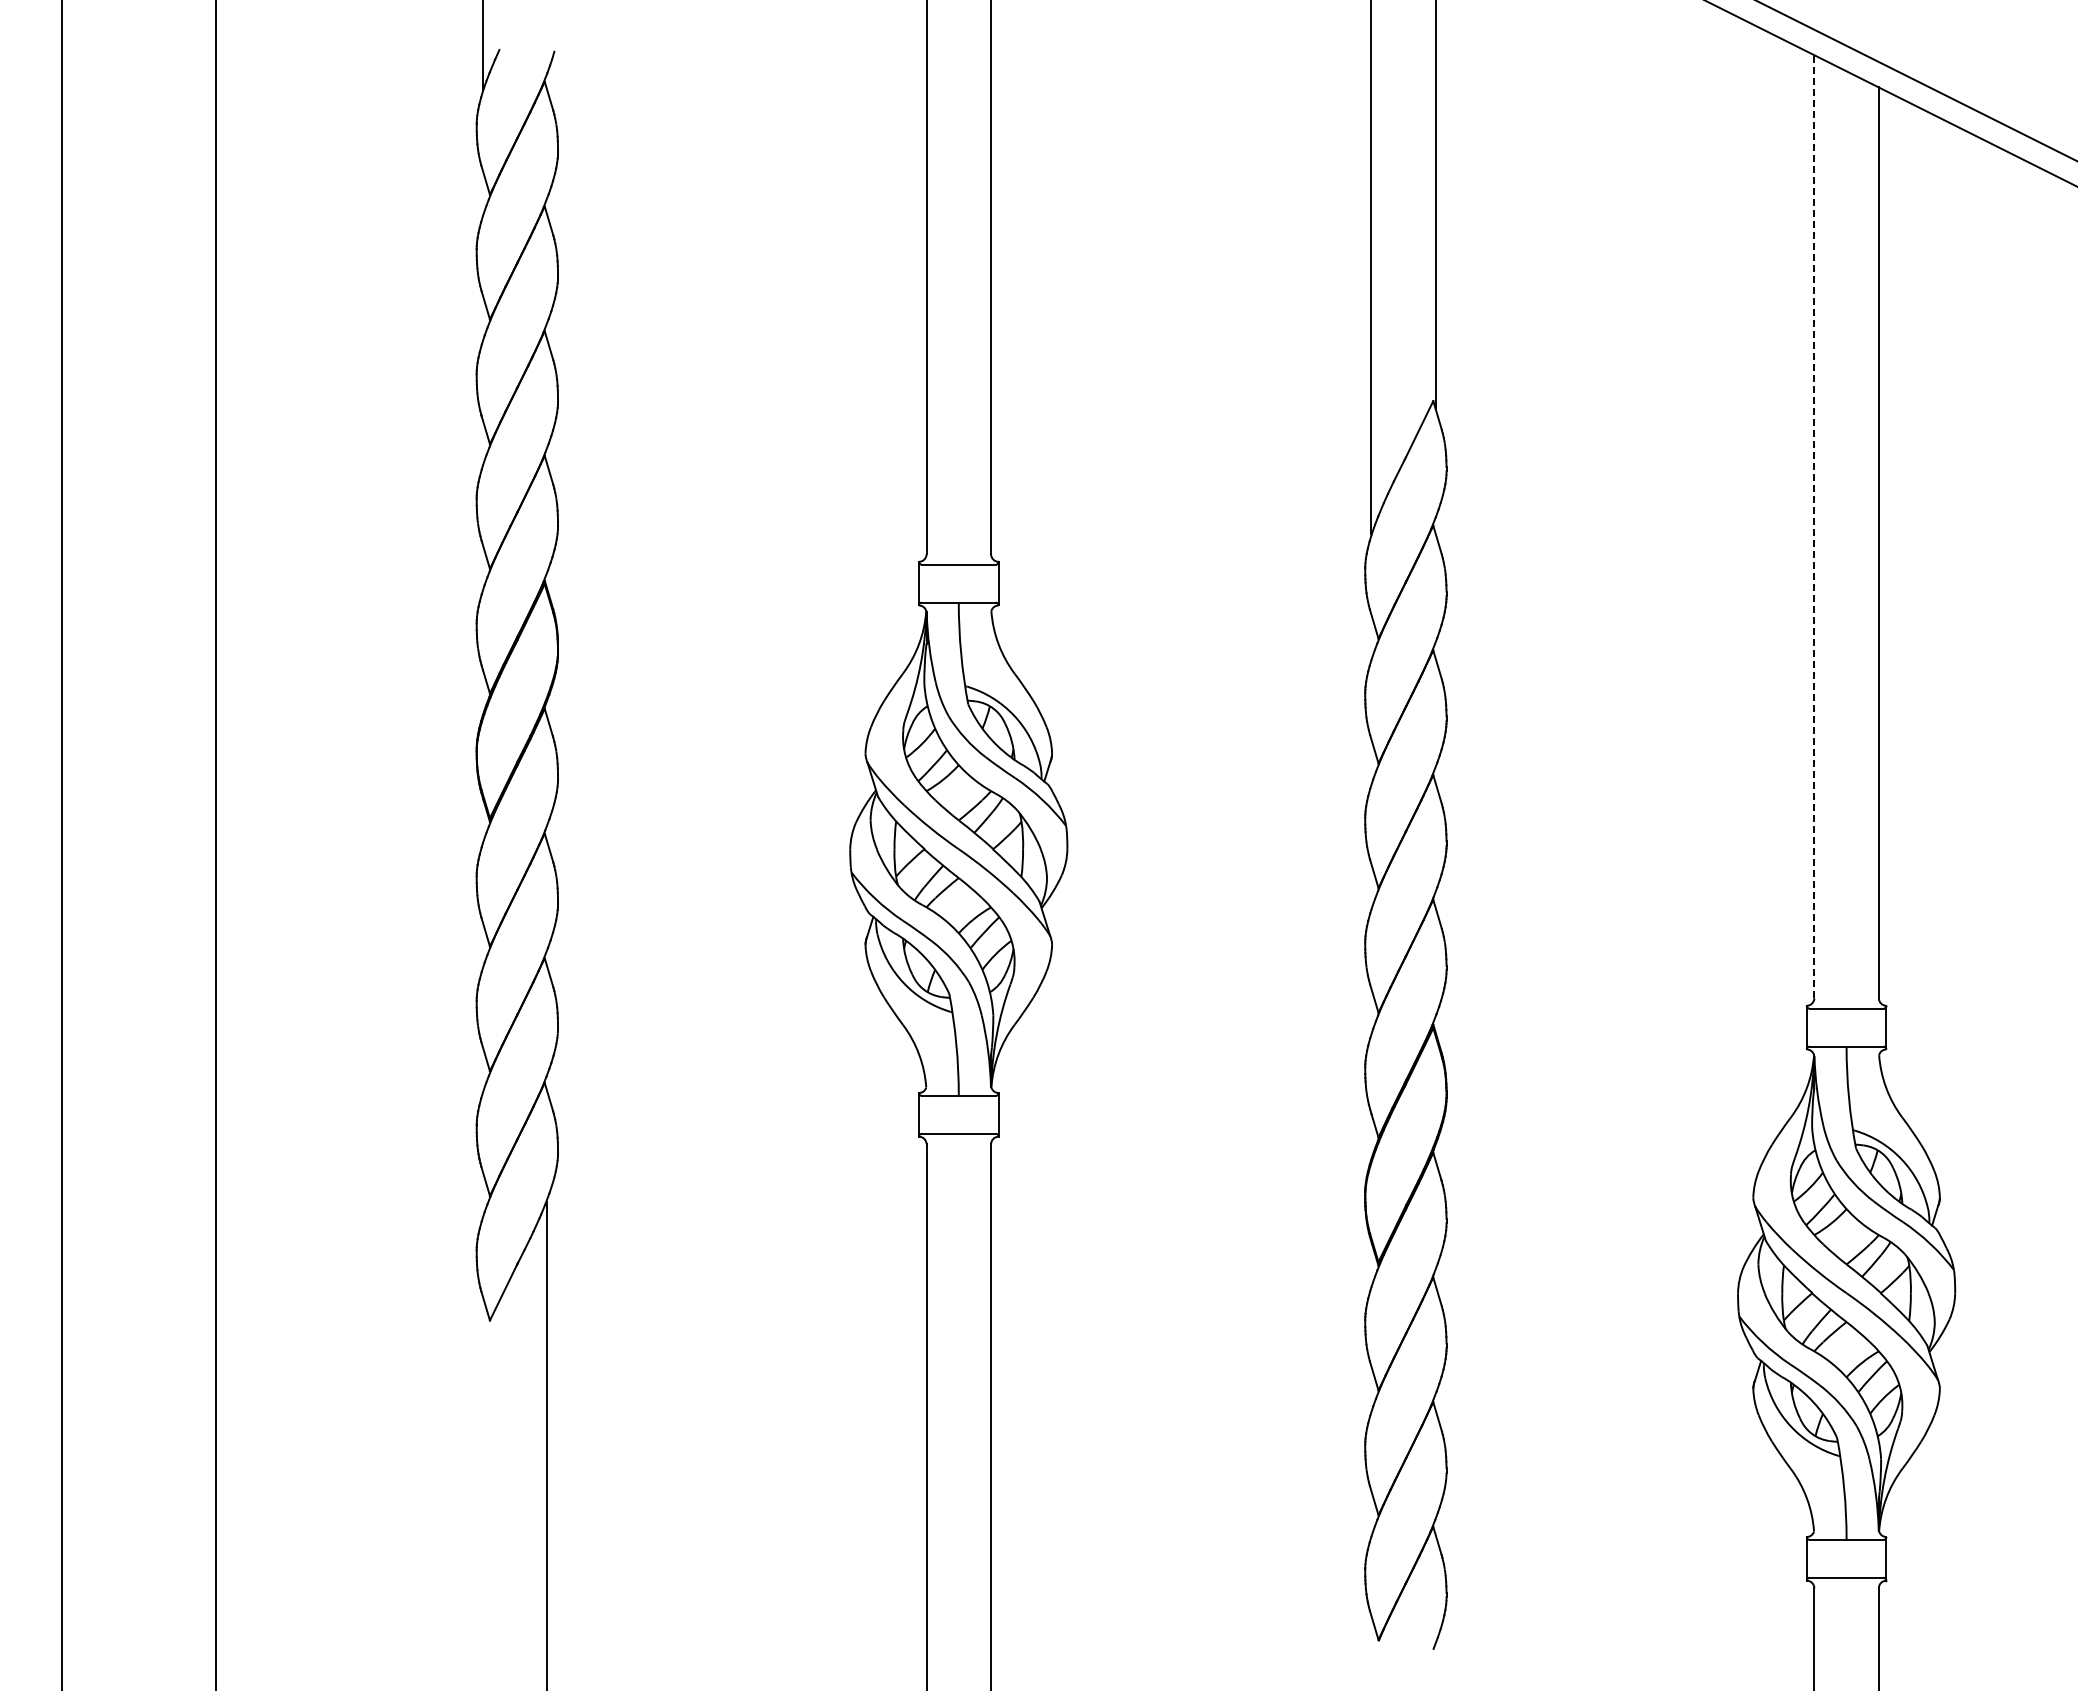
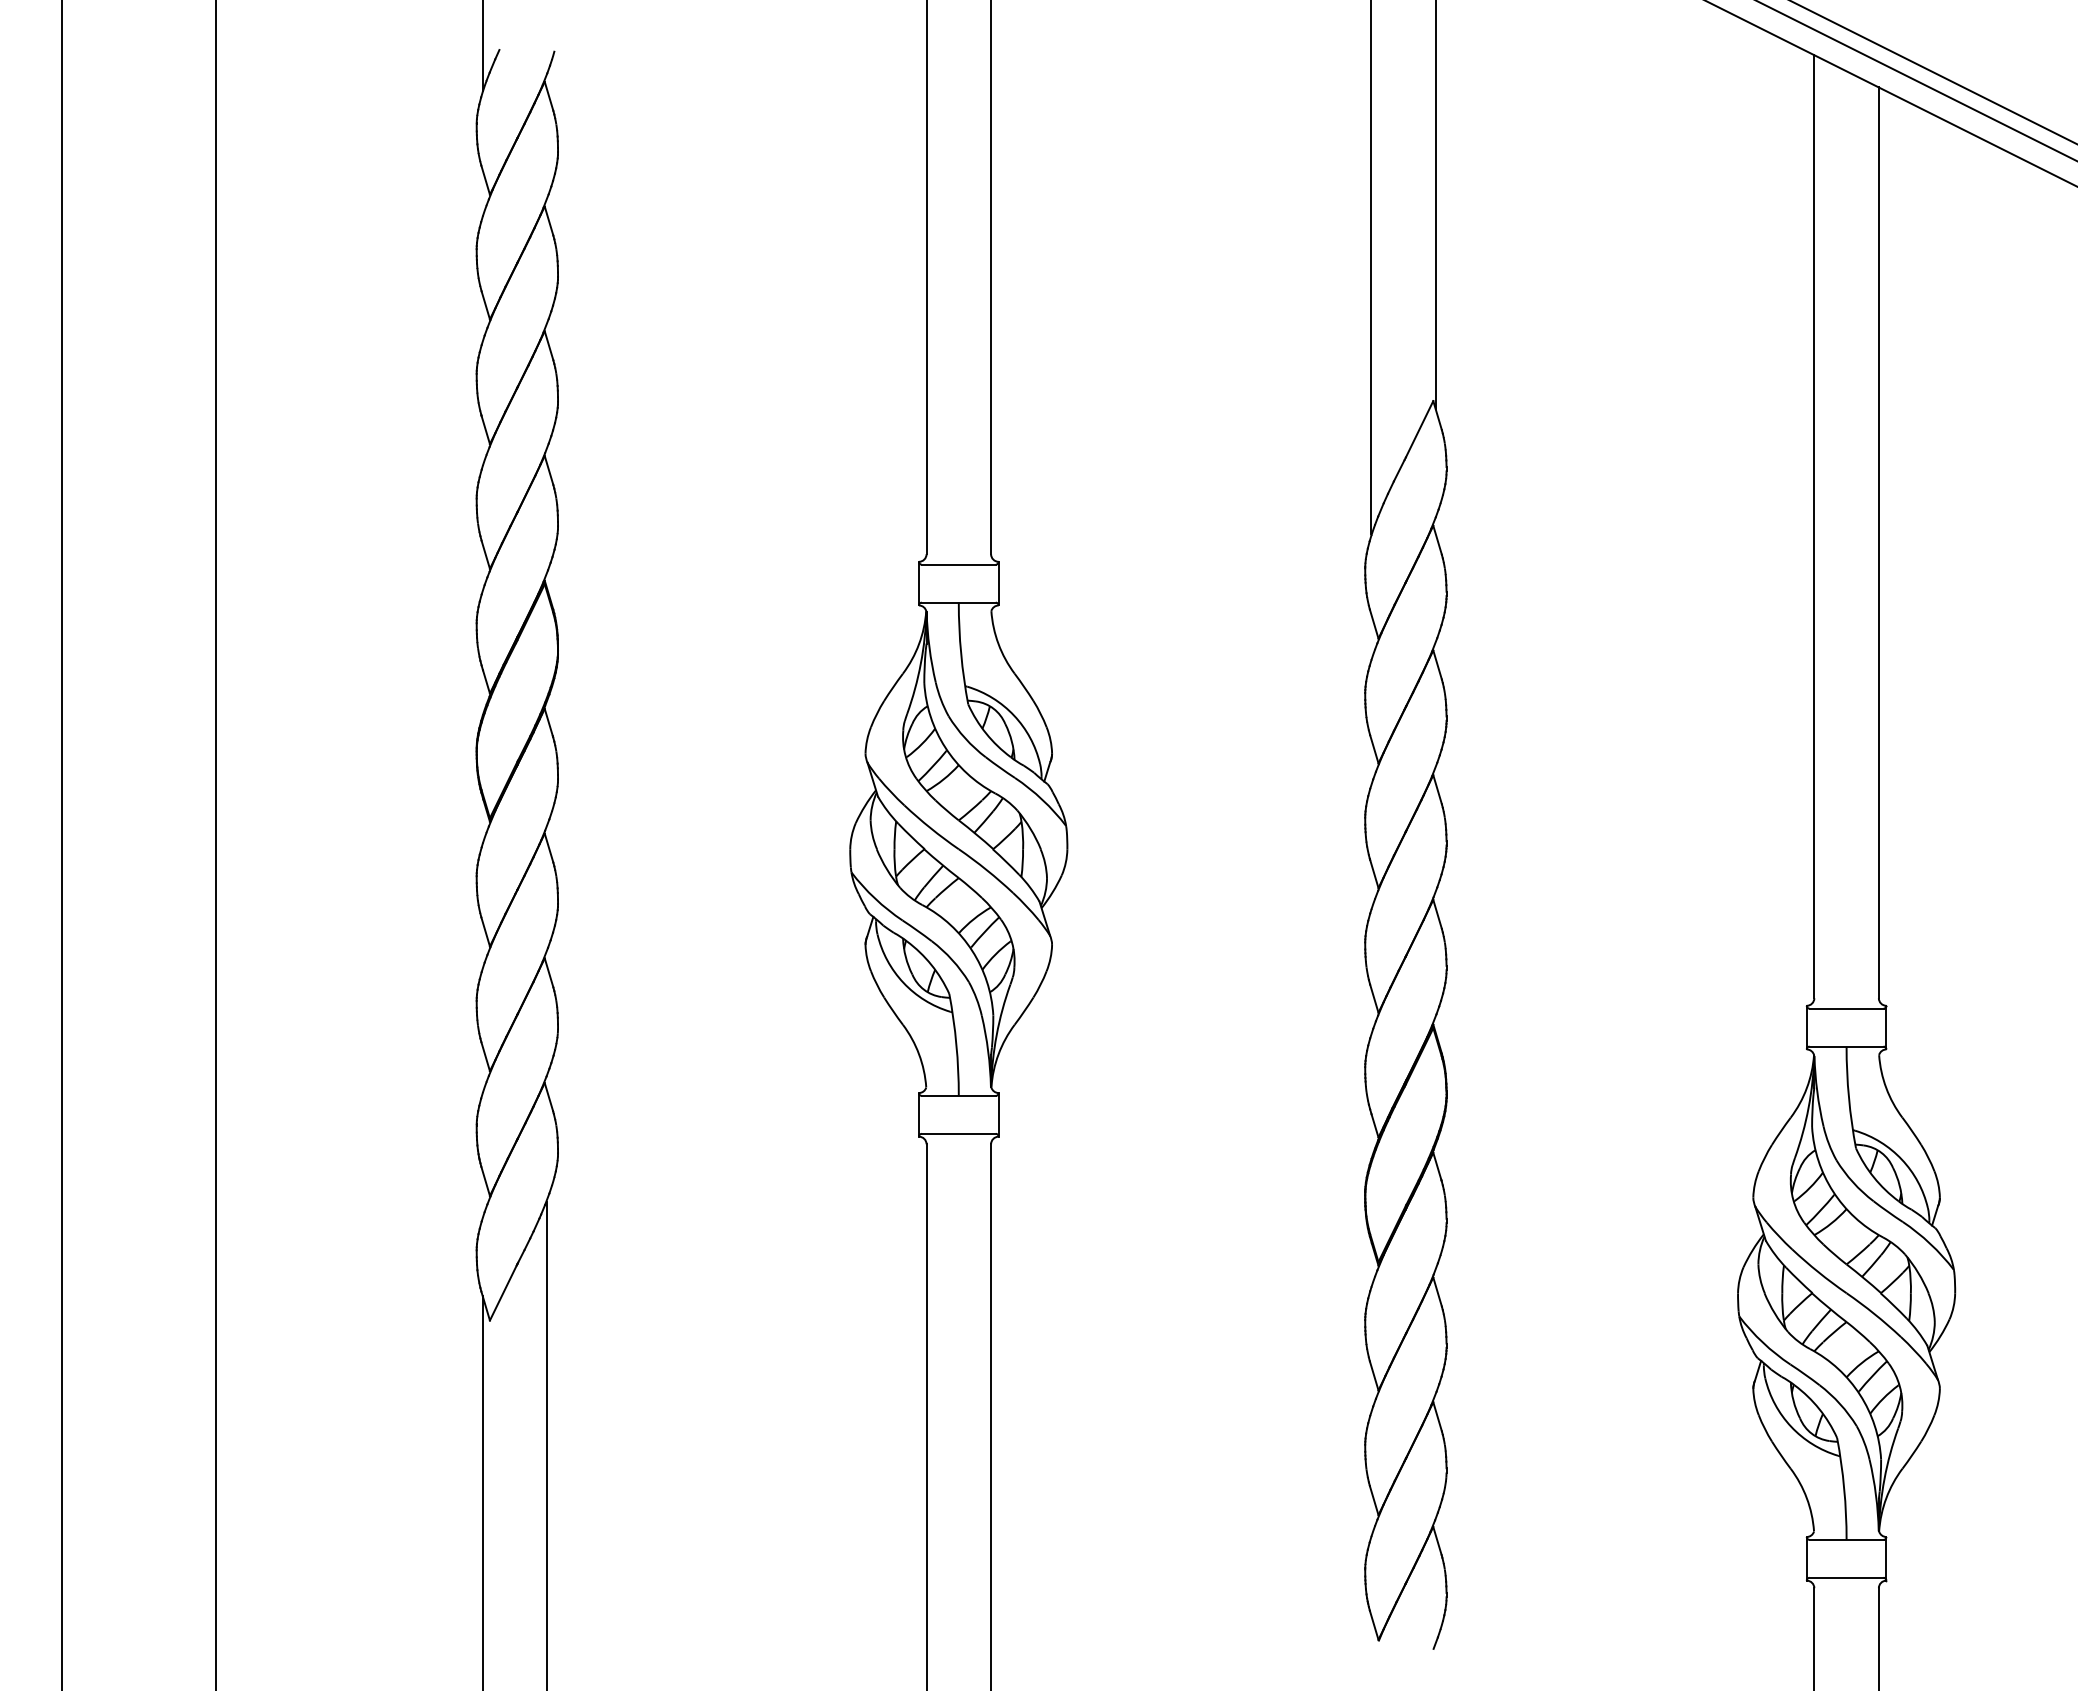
line: none -> present (1933, 72)
line: dashed -> solid (1814, 526)
line: none -> present (482, 1491)
